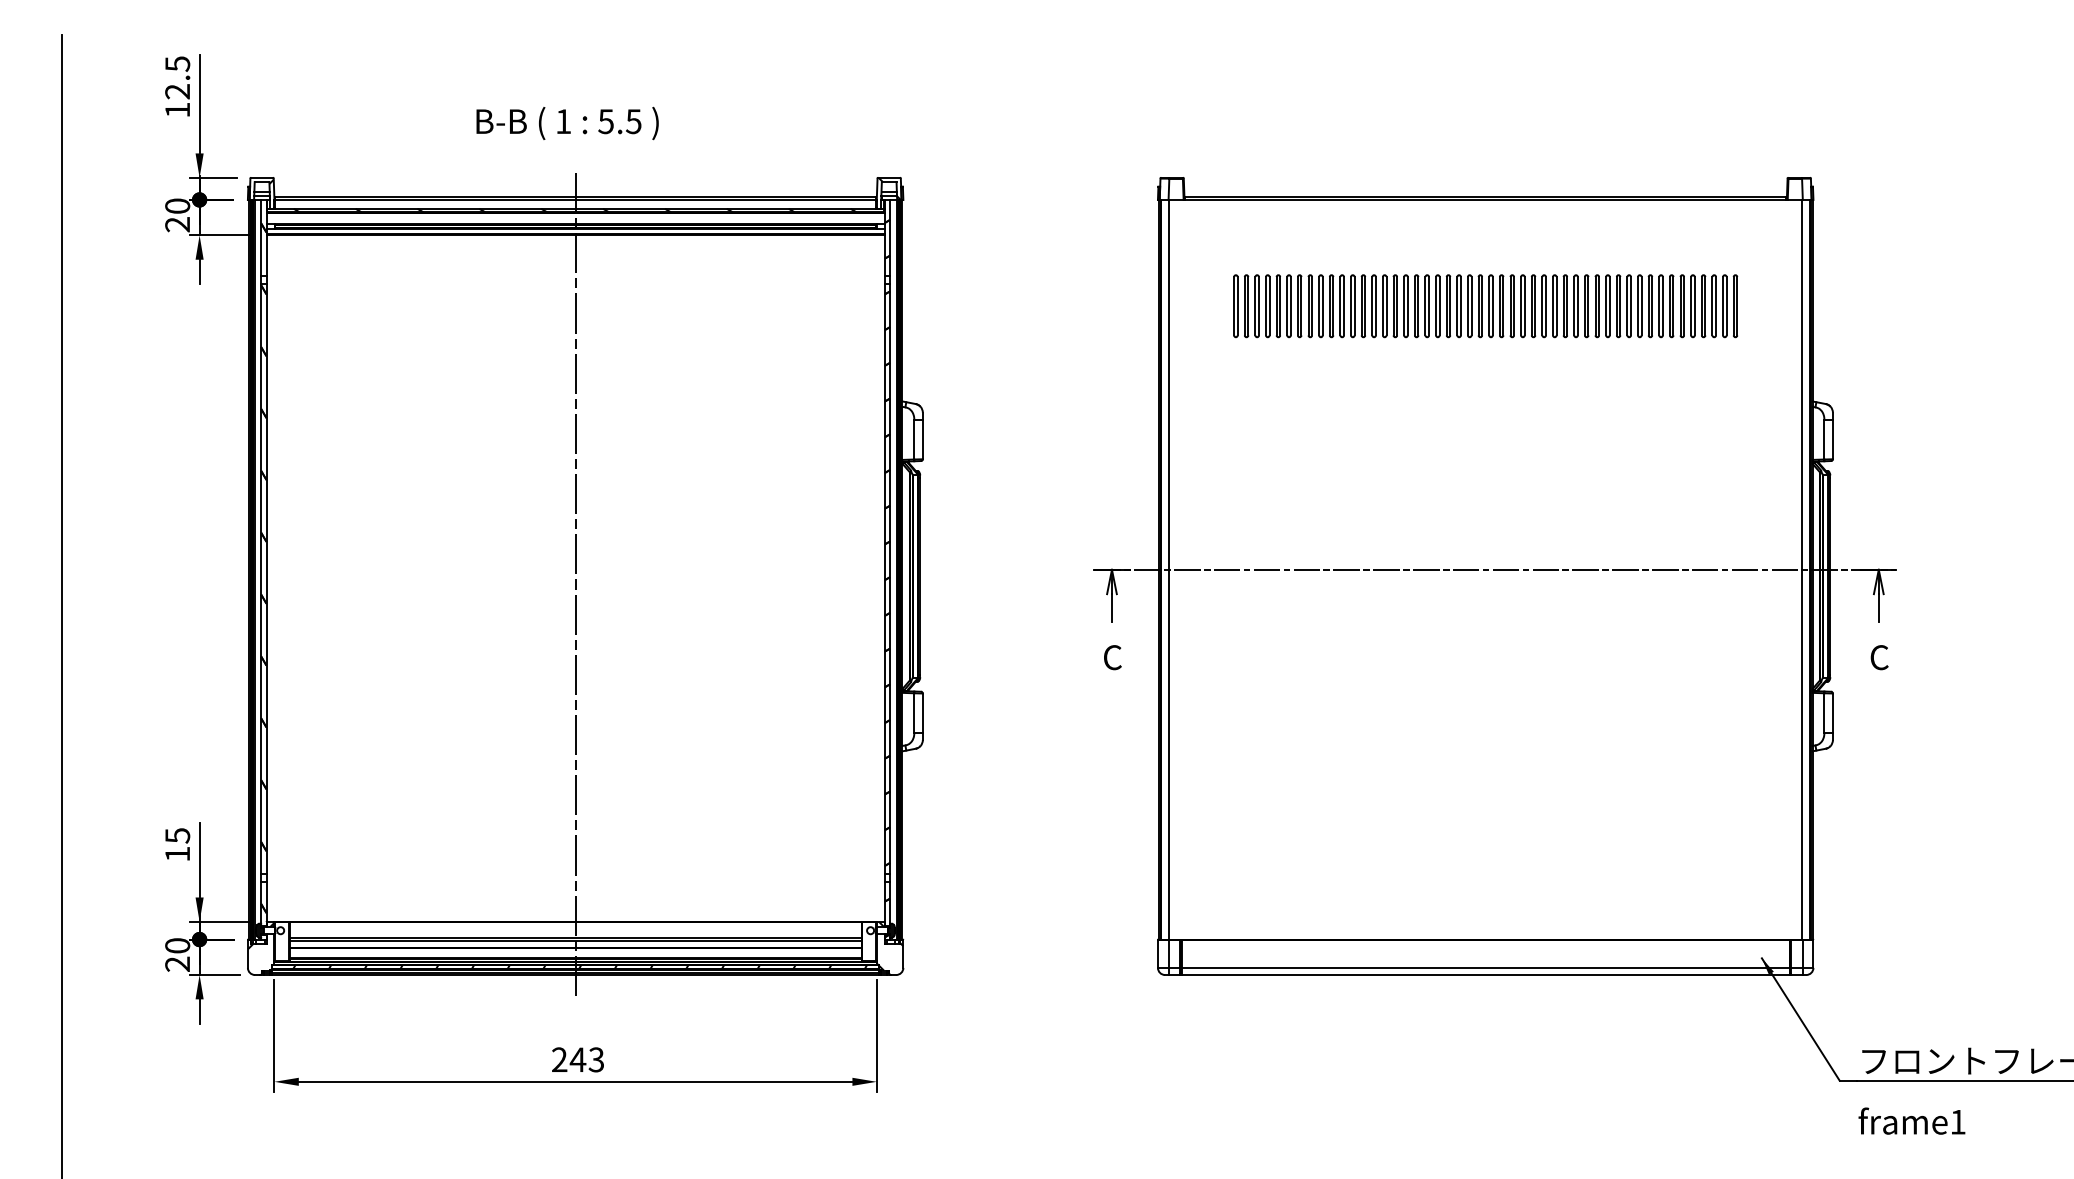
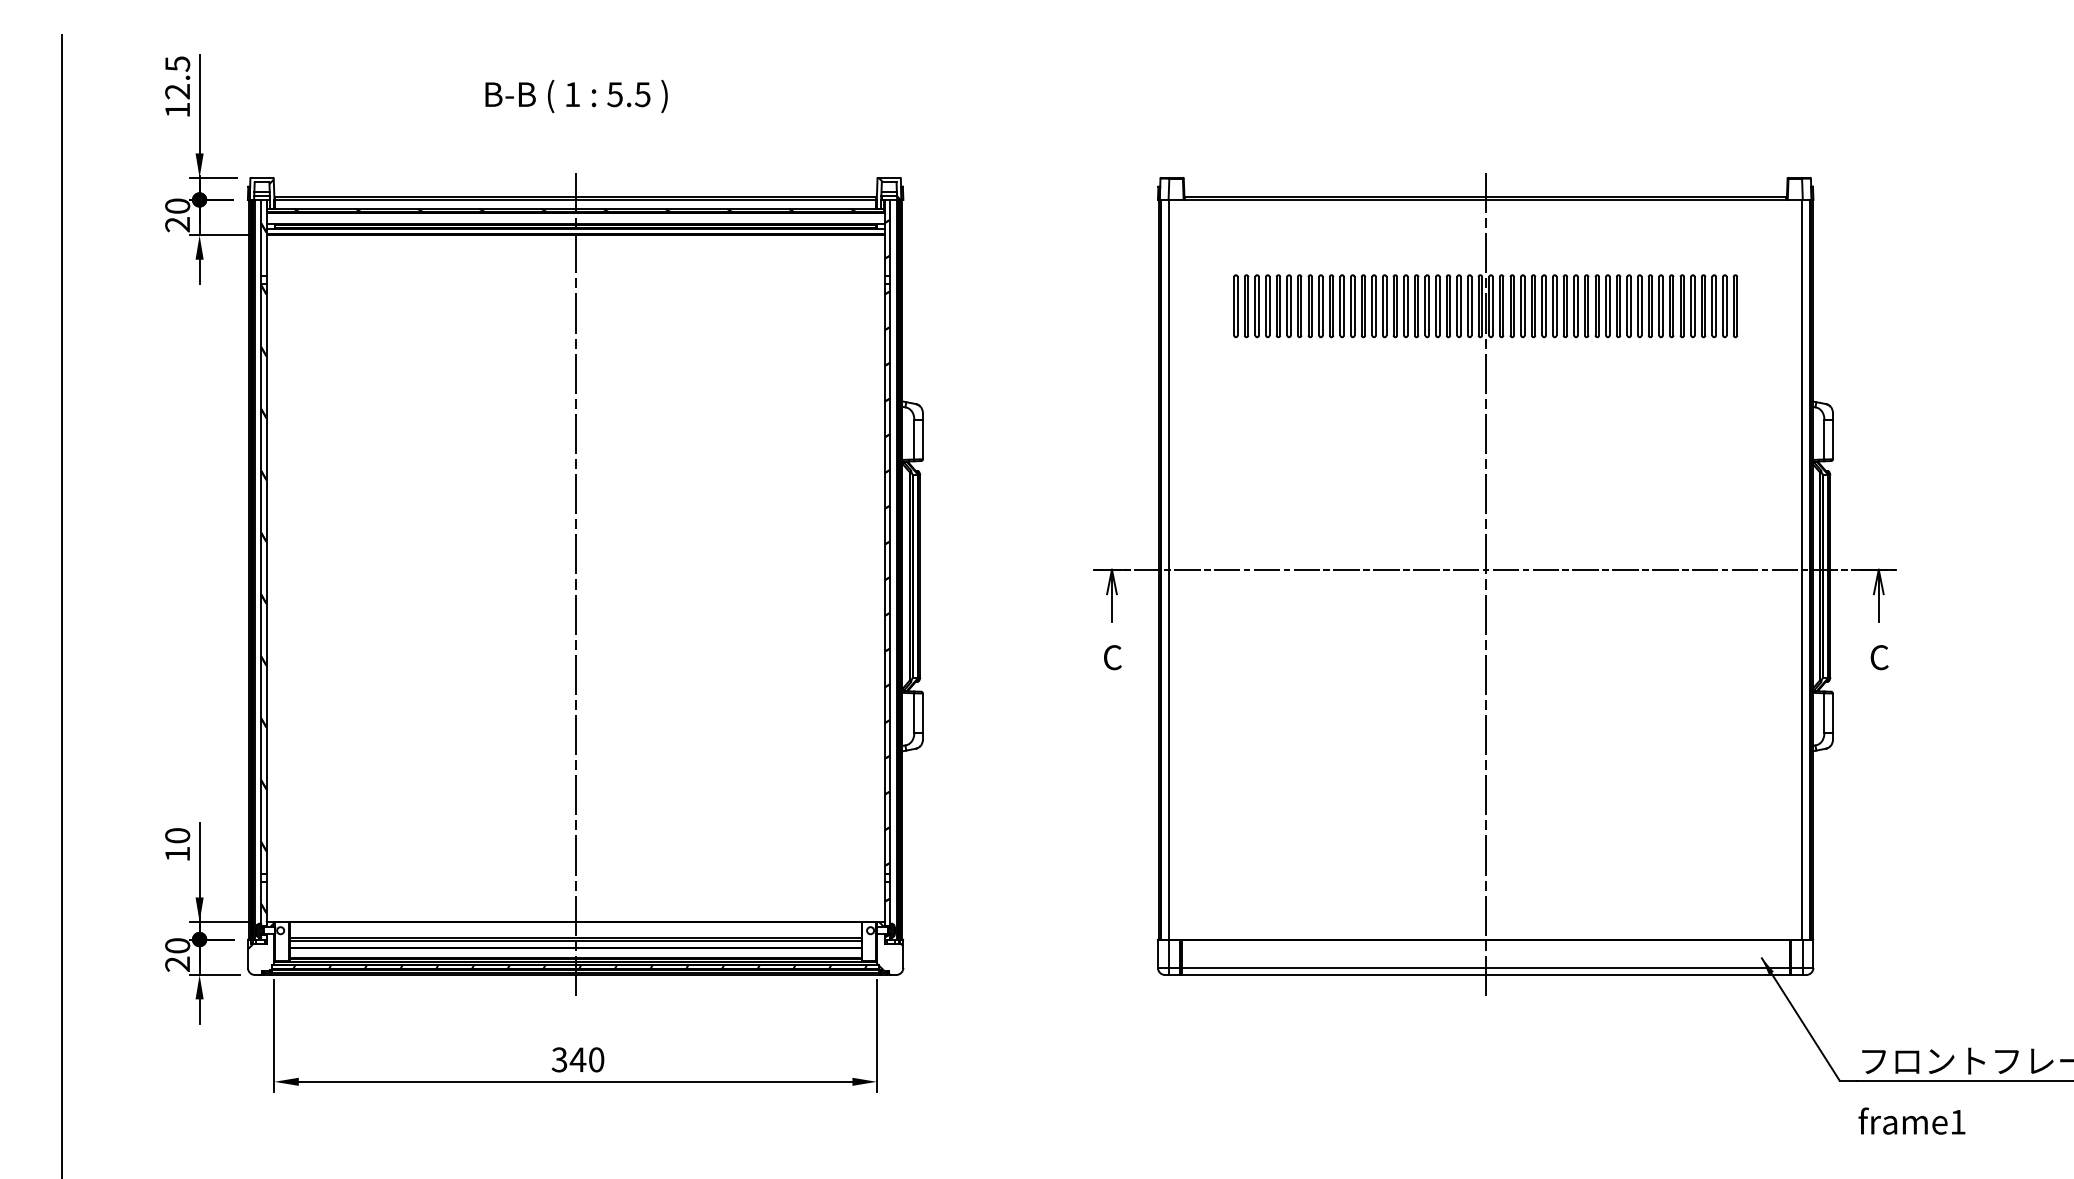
text position: (567, 123) -> (576, 96) (576, 96)
line: none -> present (1485, 585)
text: 15 -> 10 (177, 835)
text: 243 -> 340 (577, 1059)
